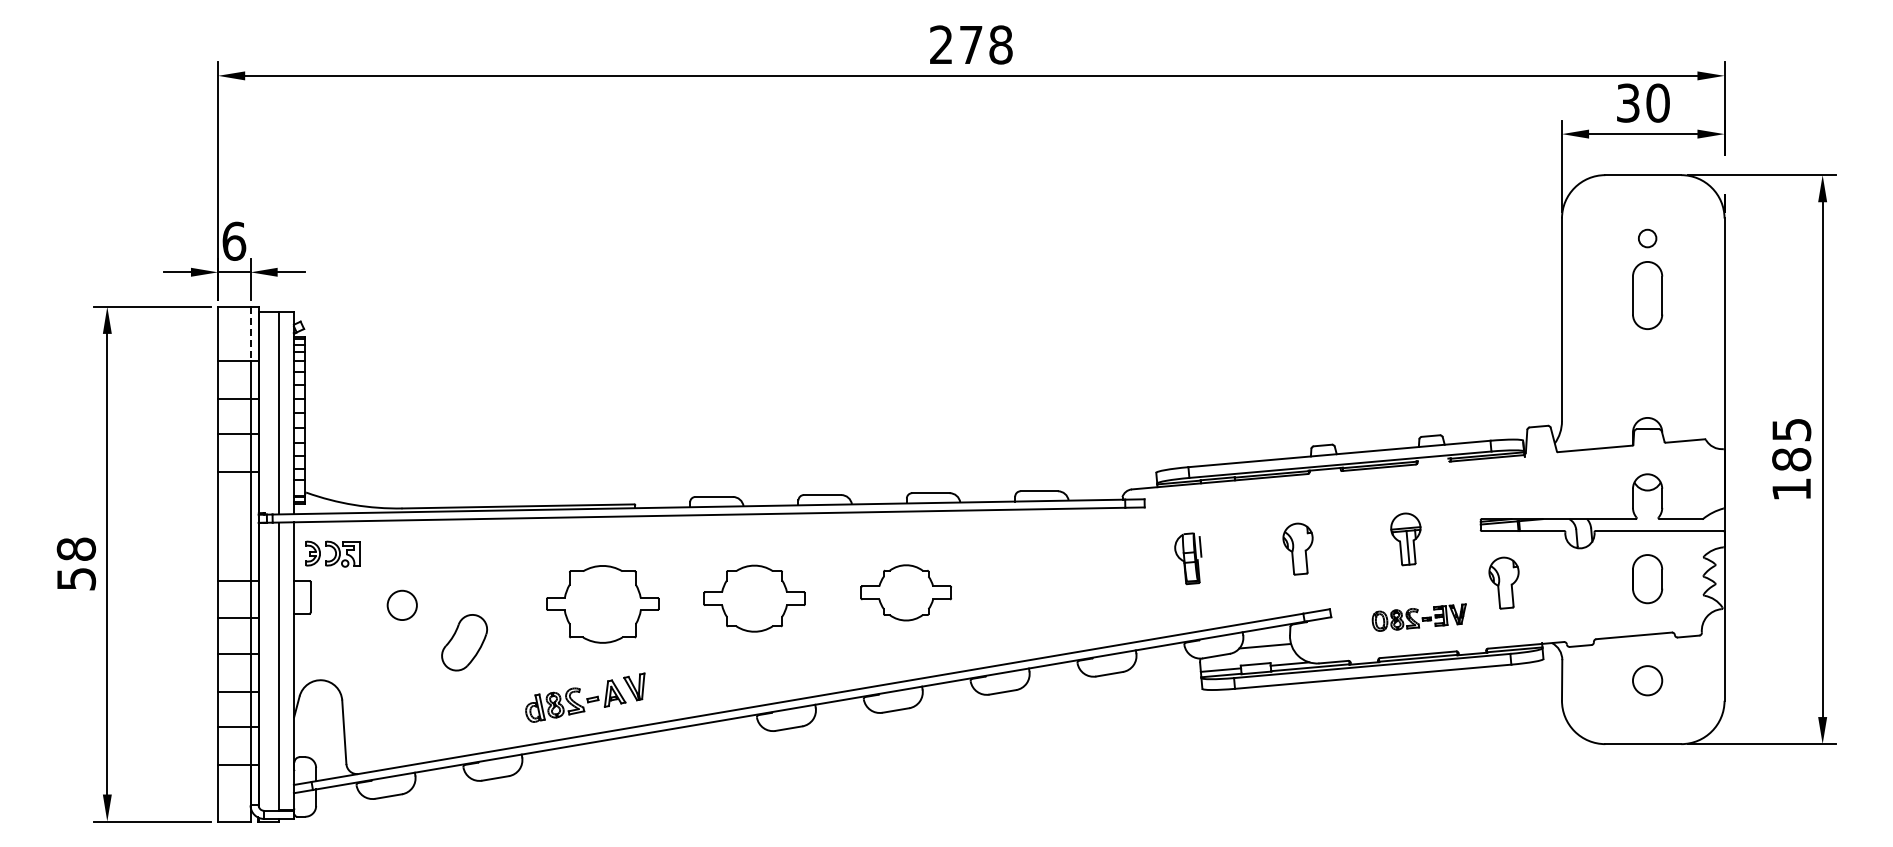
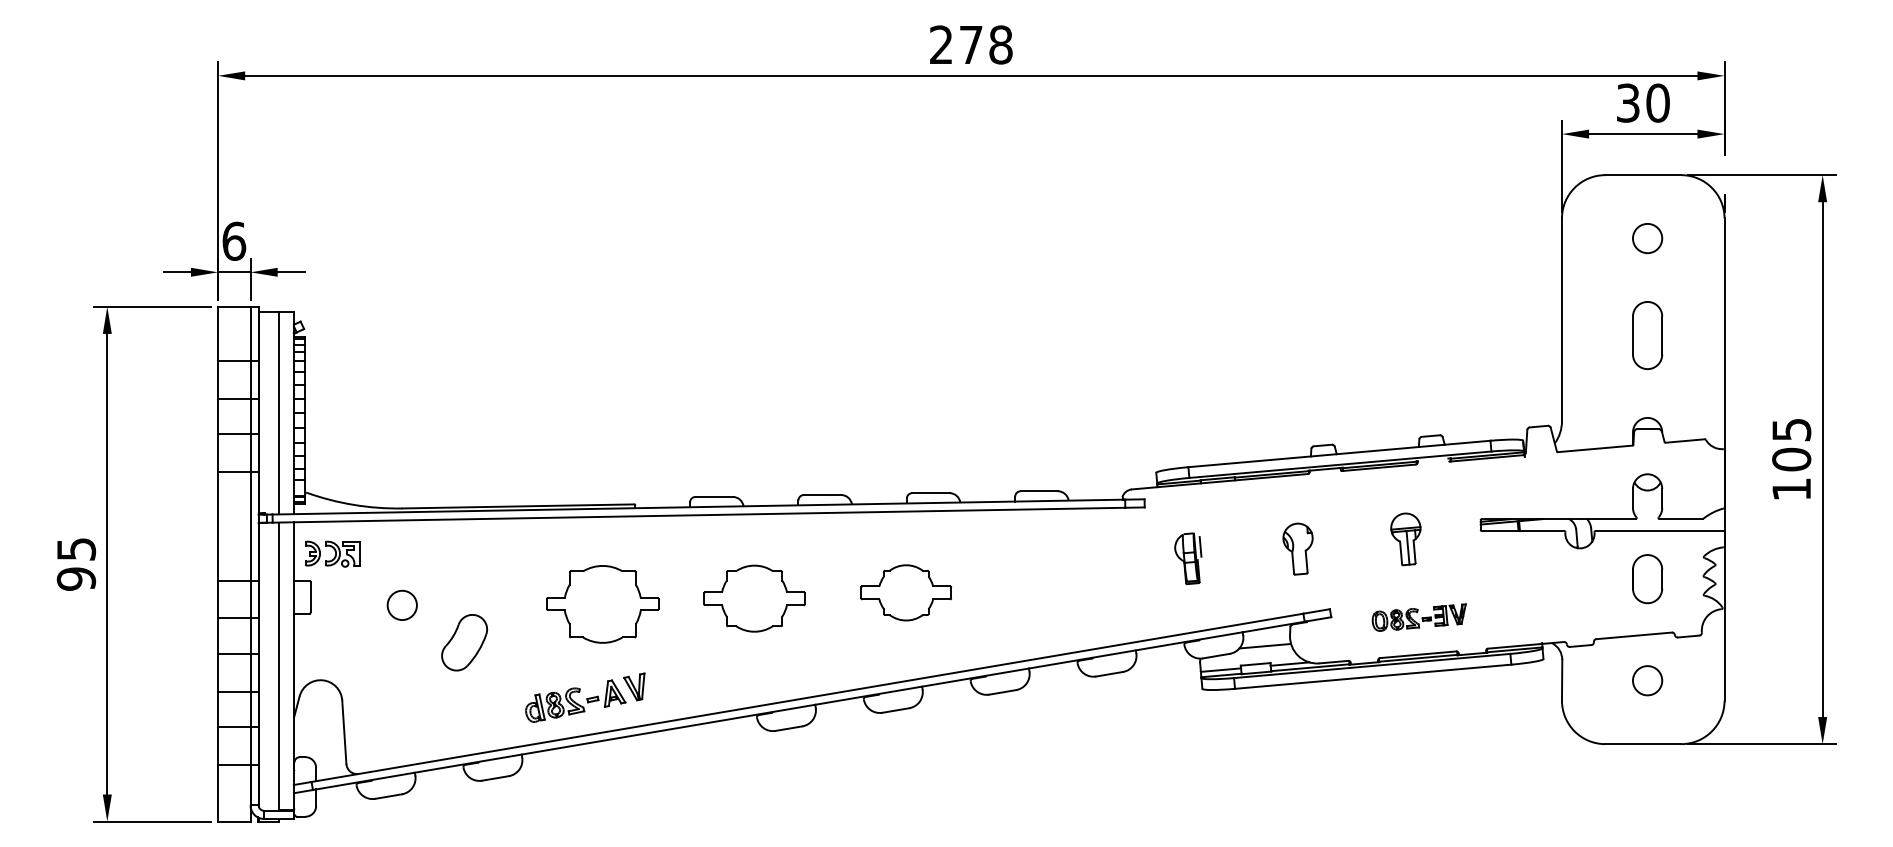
circle diameter: 18 px -> 29 px (1647, 238)
part position: (1647, 295) -> (1647, 335) (1647, 335)
line: dashed -> solid (250, 334)
text: 185 -> 105 (1791, 459)
text: 58 -> 95 (76, 563)
part: present -> none (1503, 582)
